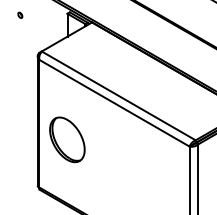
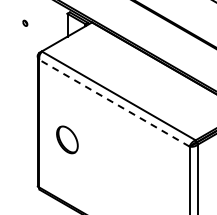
part position: (20, 14) -> (25, 22) (25, 22)
line: solid -> dashed (114, 103)
part size: 37x48 px -> 23x30 px (67, 139)
